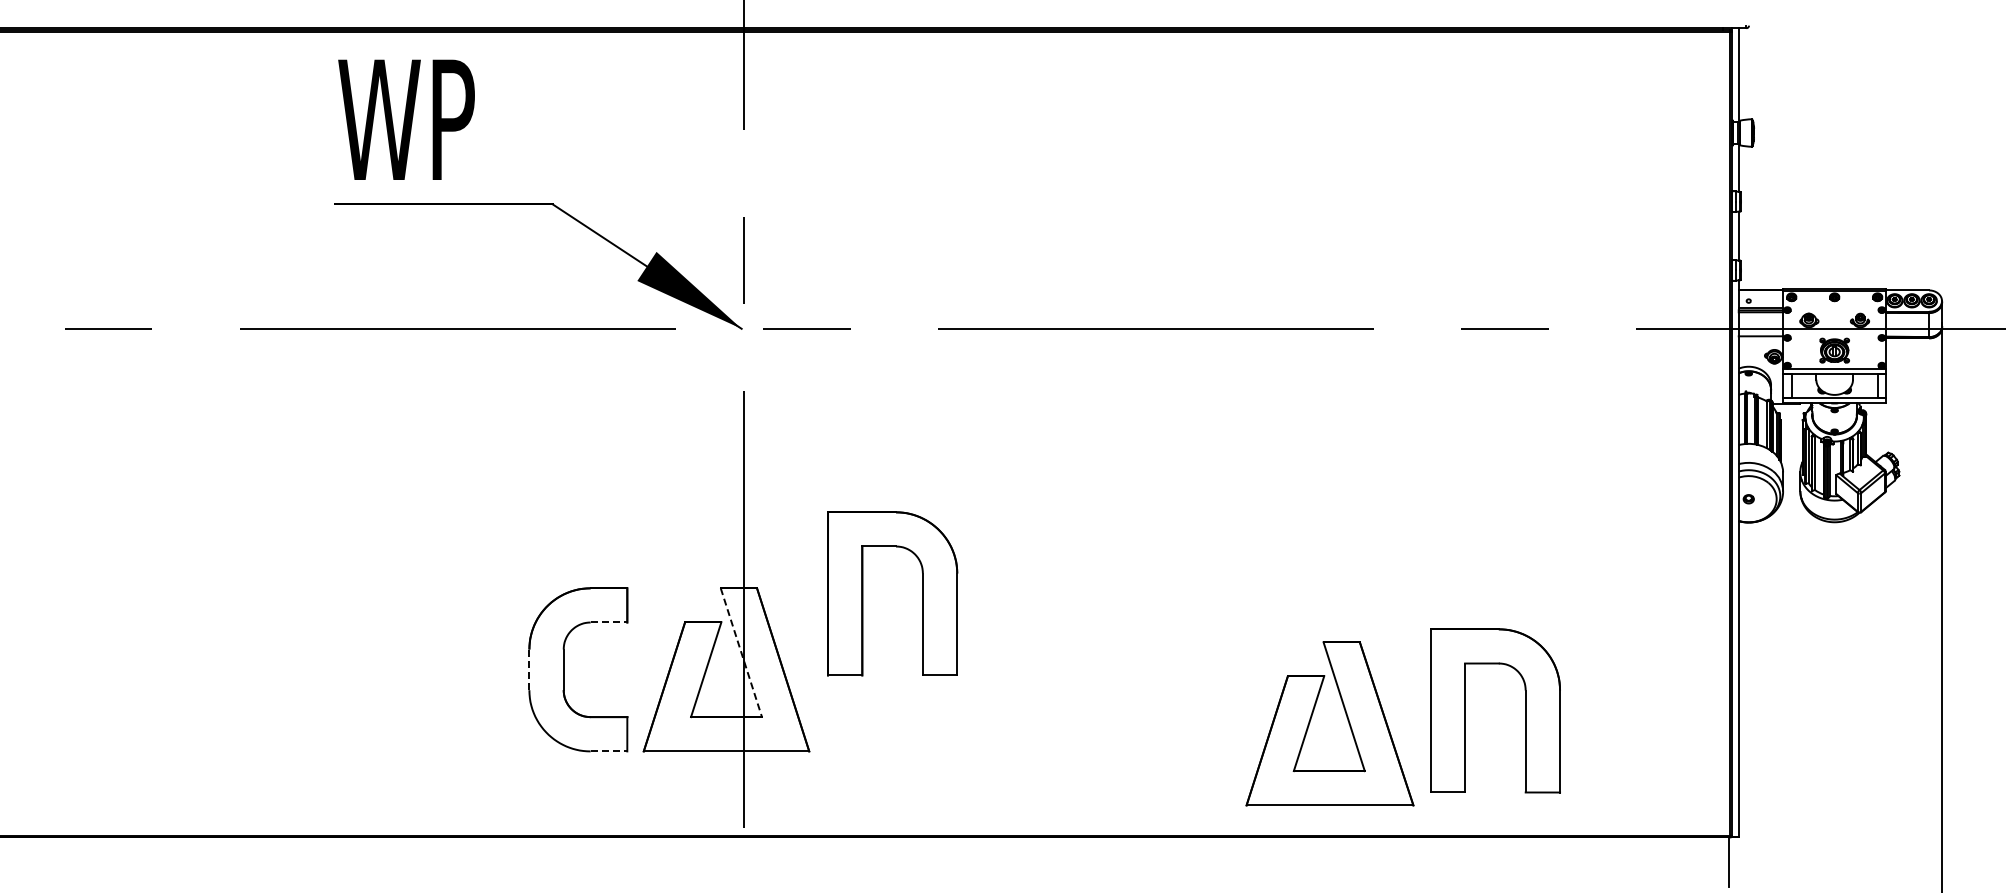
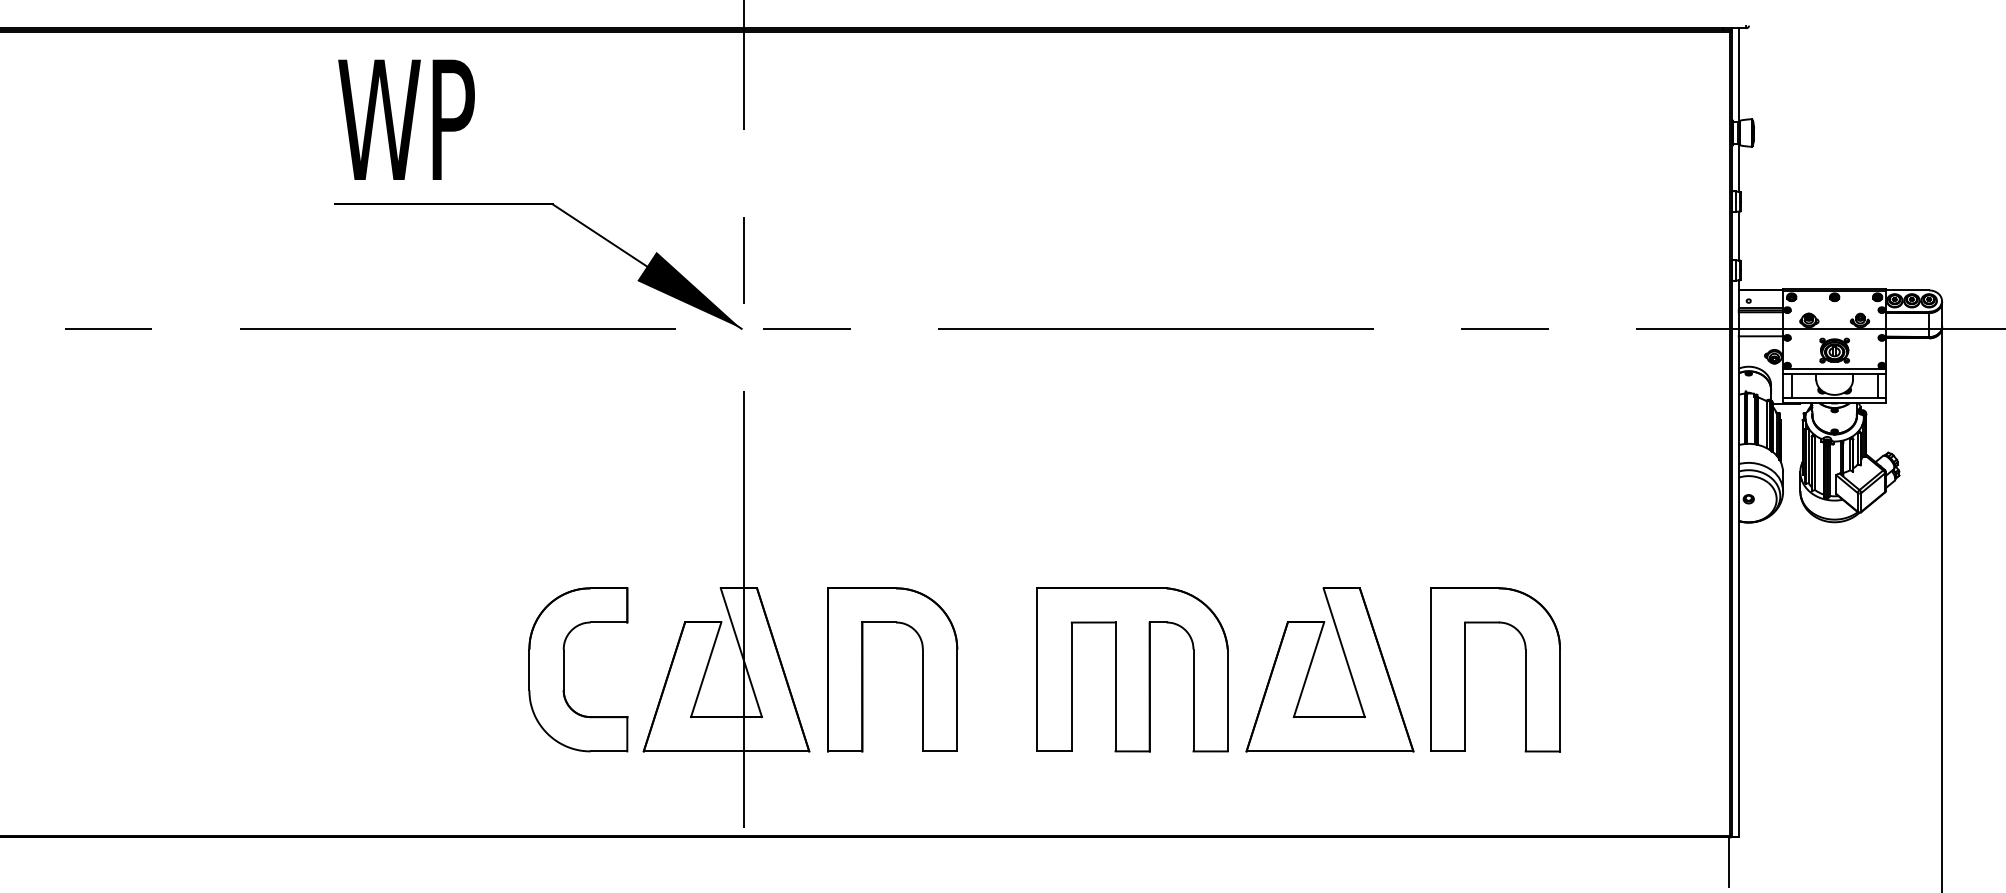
part position: (863, 593) -> (863, 669) (863, 669)
line: dashed -> solid (609, 622)
line: dashed -> solid (741, 652)
part: none -> present (1132, 669)
line: dashed -> solid (529, 670)
part position: (1465, 710) -> (1465, 669) (1465, 669)
part position: (1346, 717) -> (1346, 663) (1346, 663)
line: dashed -> solid (609, 751)
